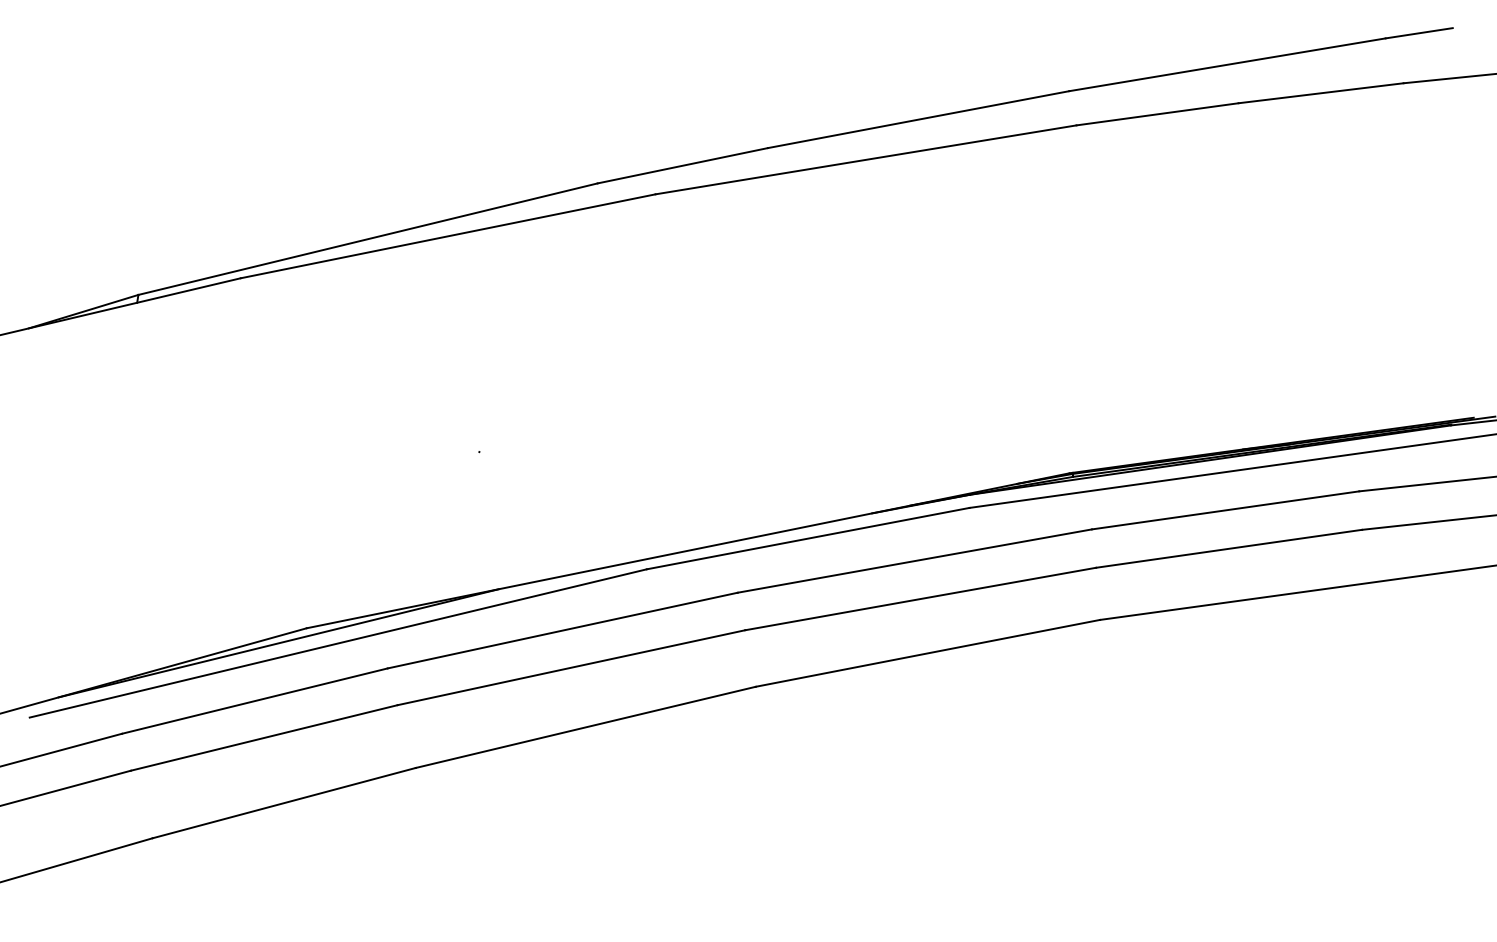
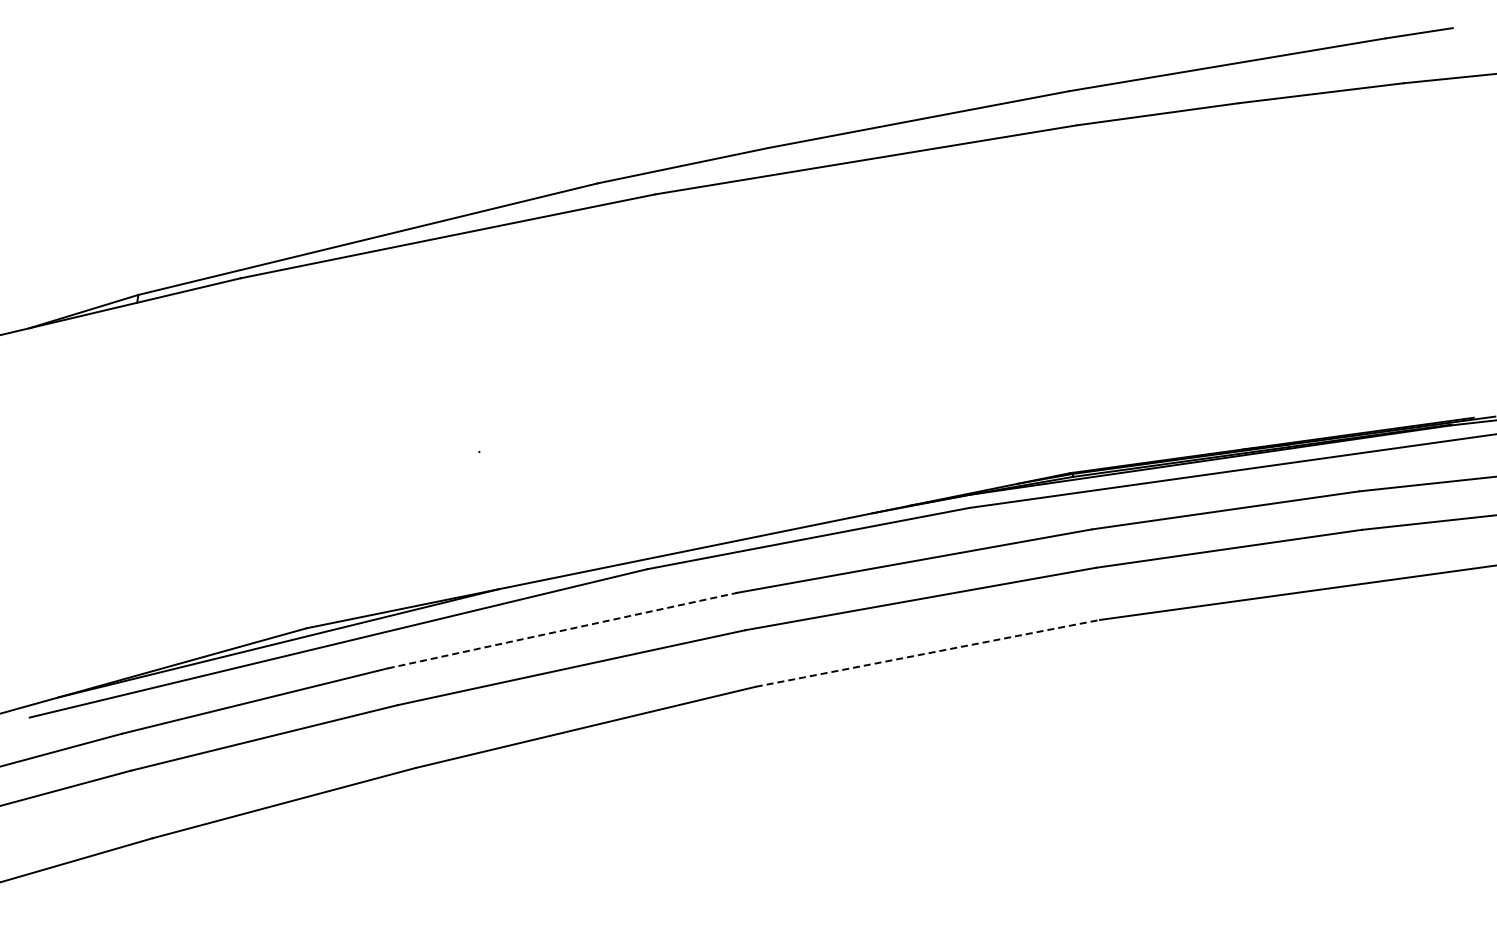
line: solid -> dashed (563, 630)
line: solid -> dashed (928, 653)
